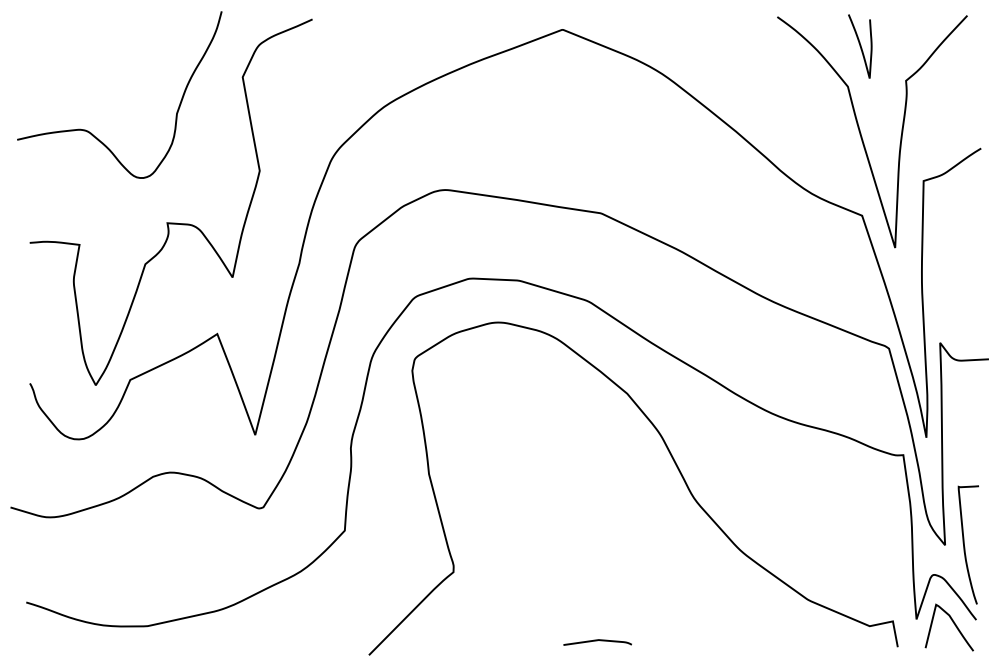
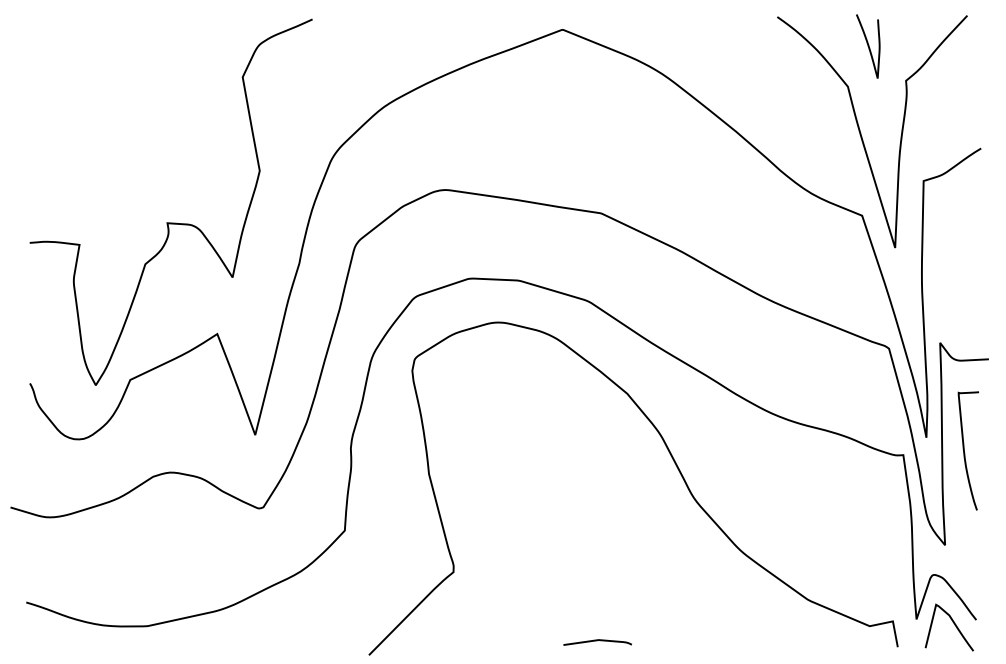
curve position: (860, 46) -> (868, 46) (868, 46)
curve: present -> none (91, 132)
curve position: (964, 544) -> (964, 450) (964, 450)
